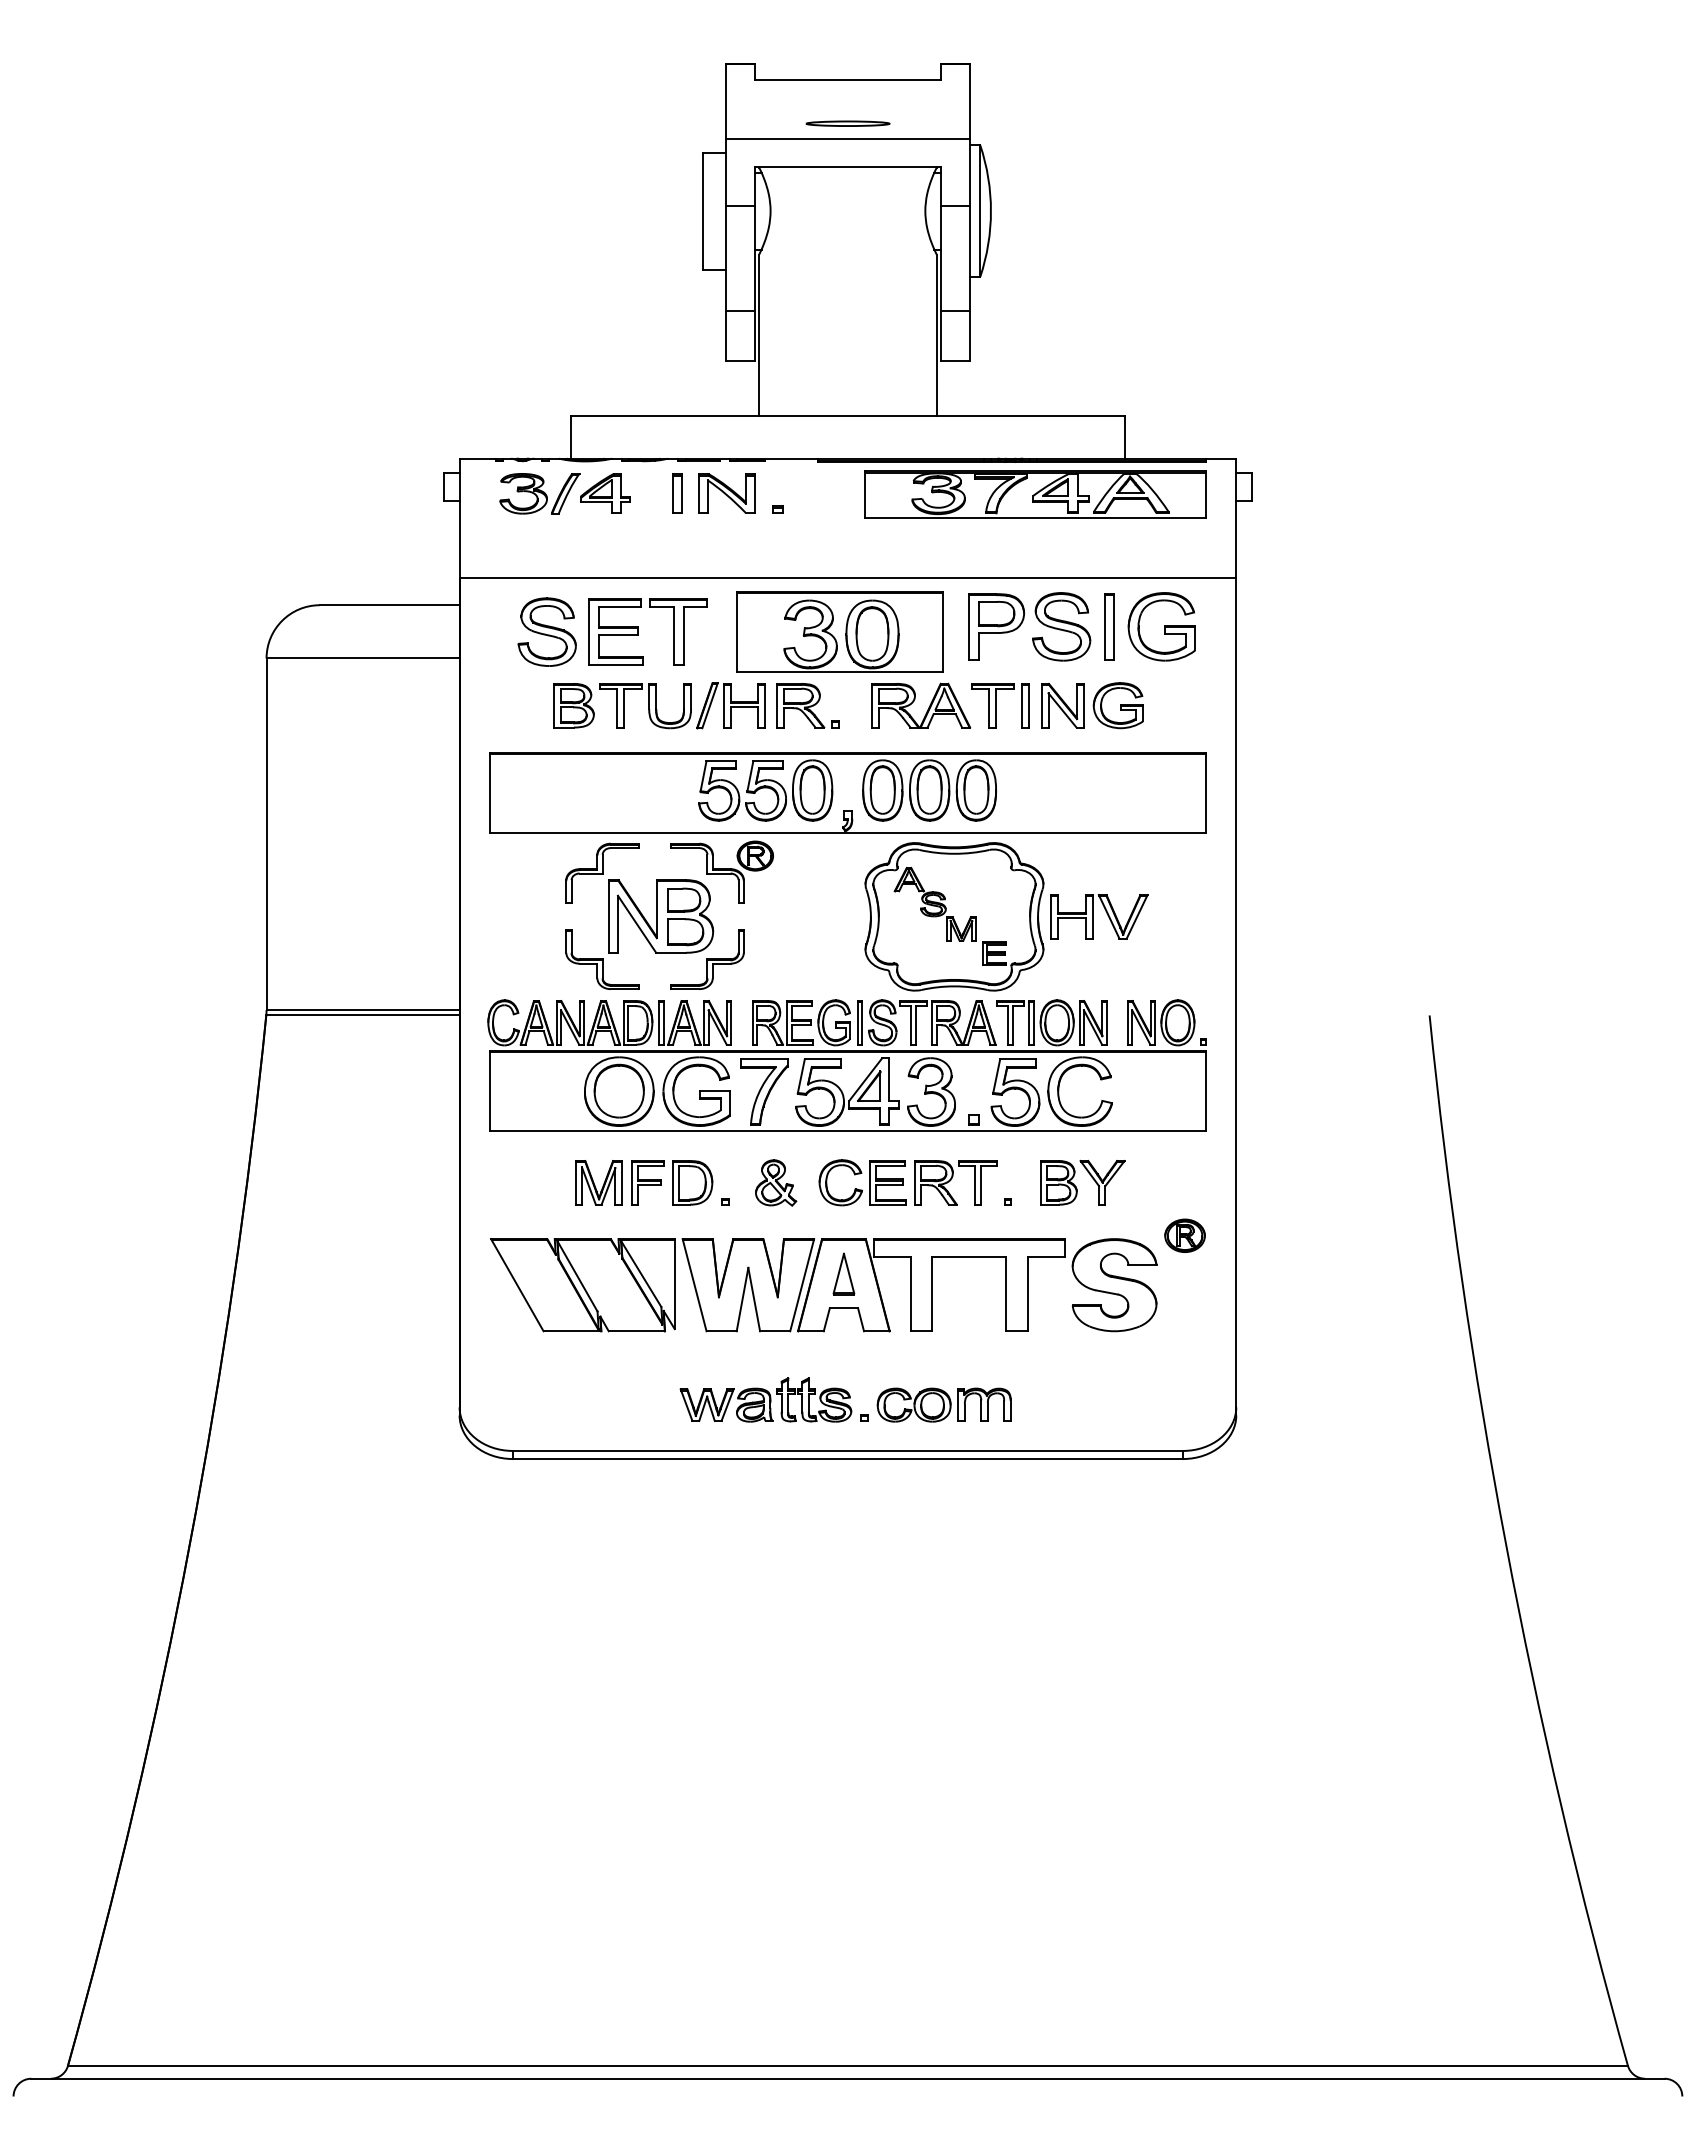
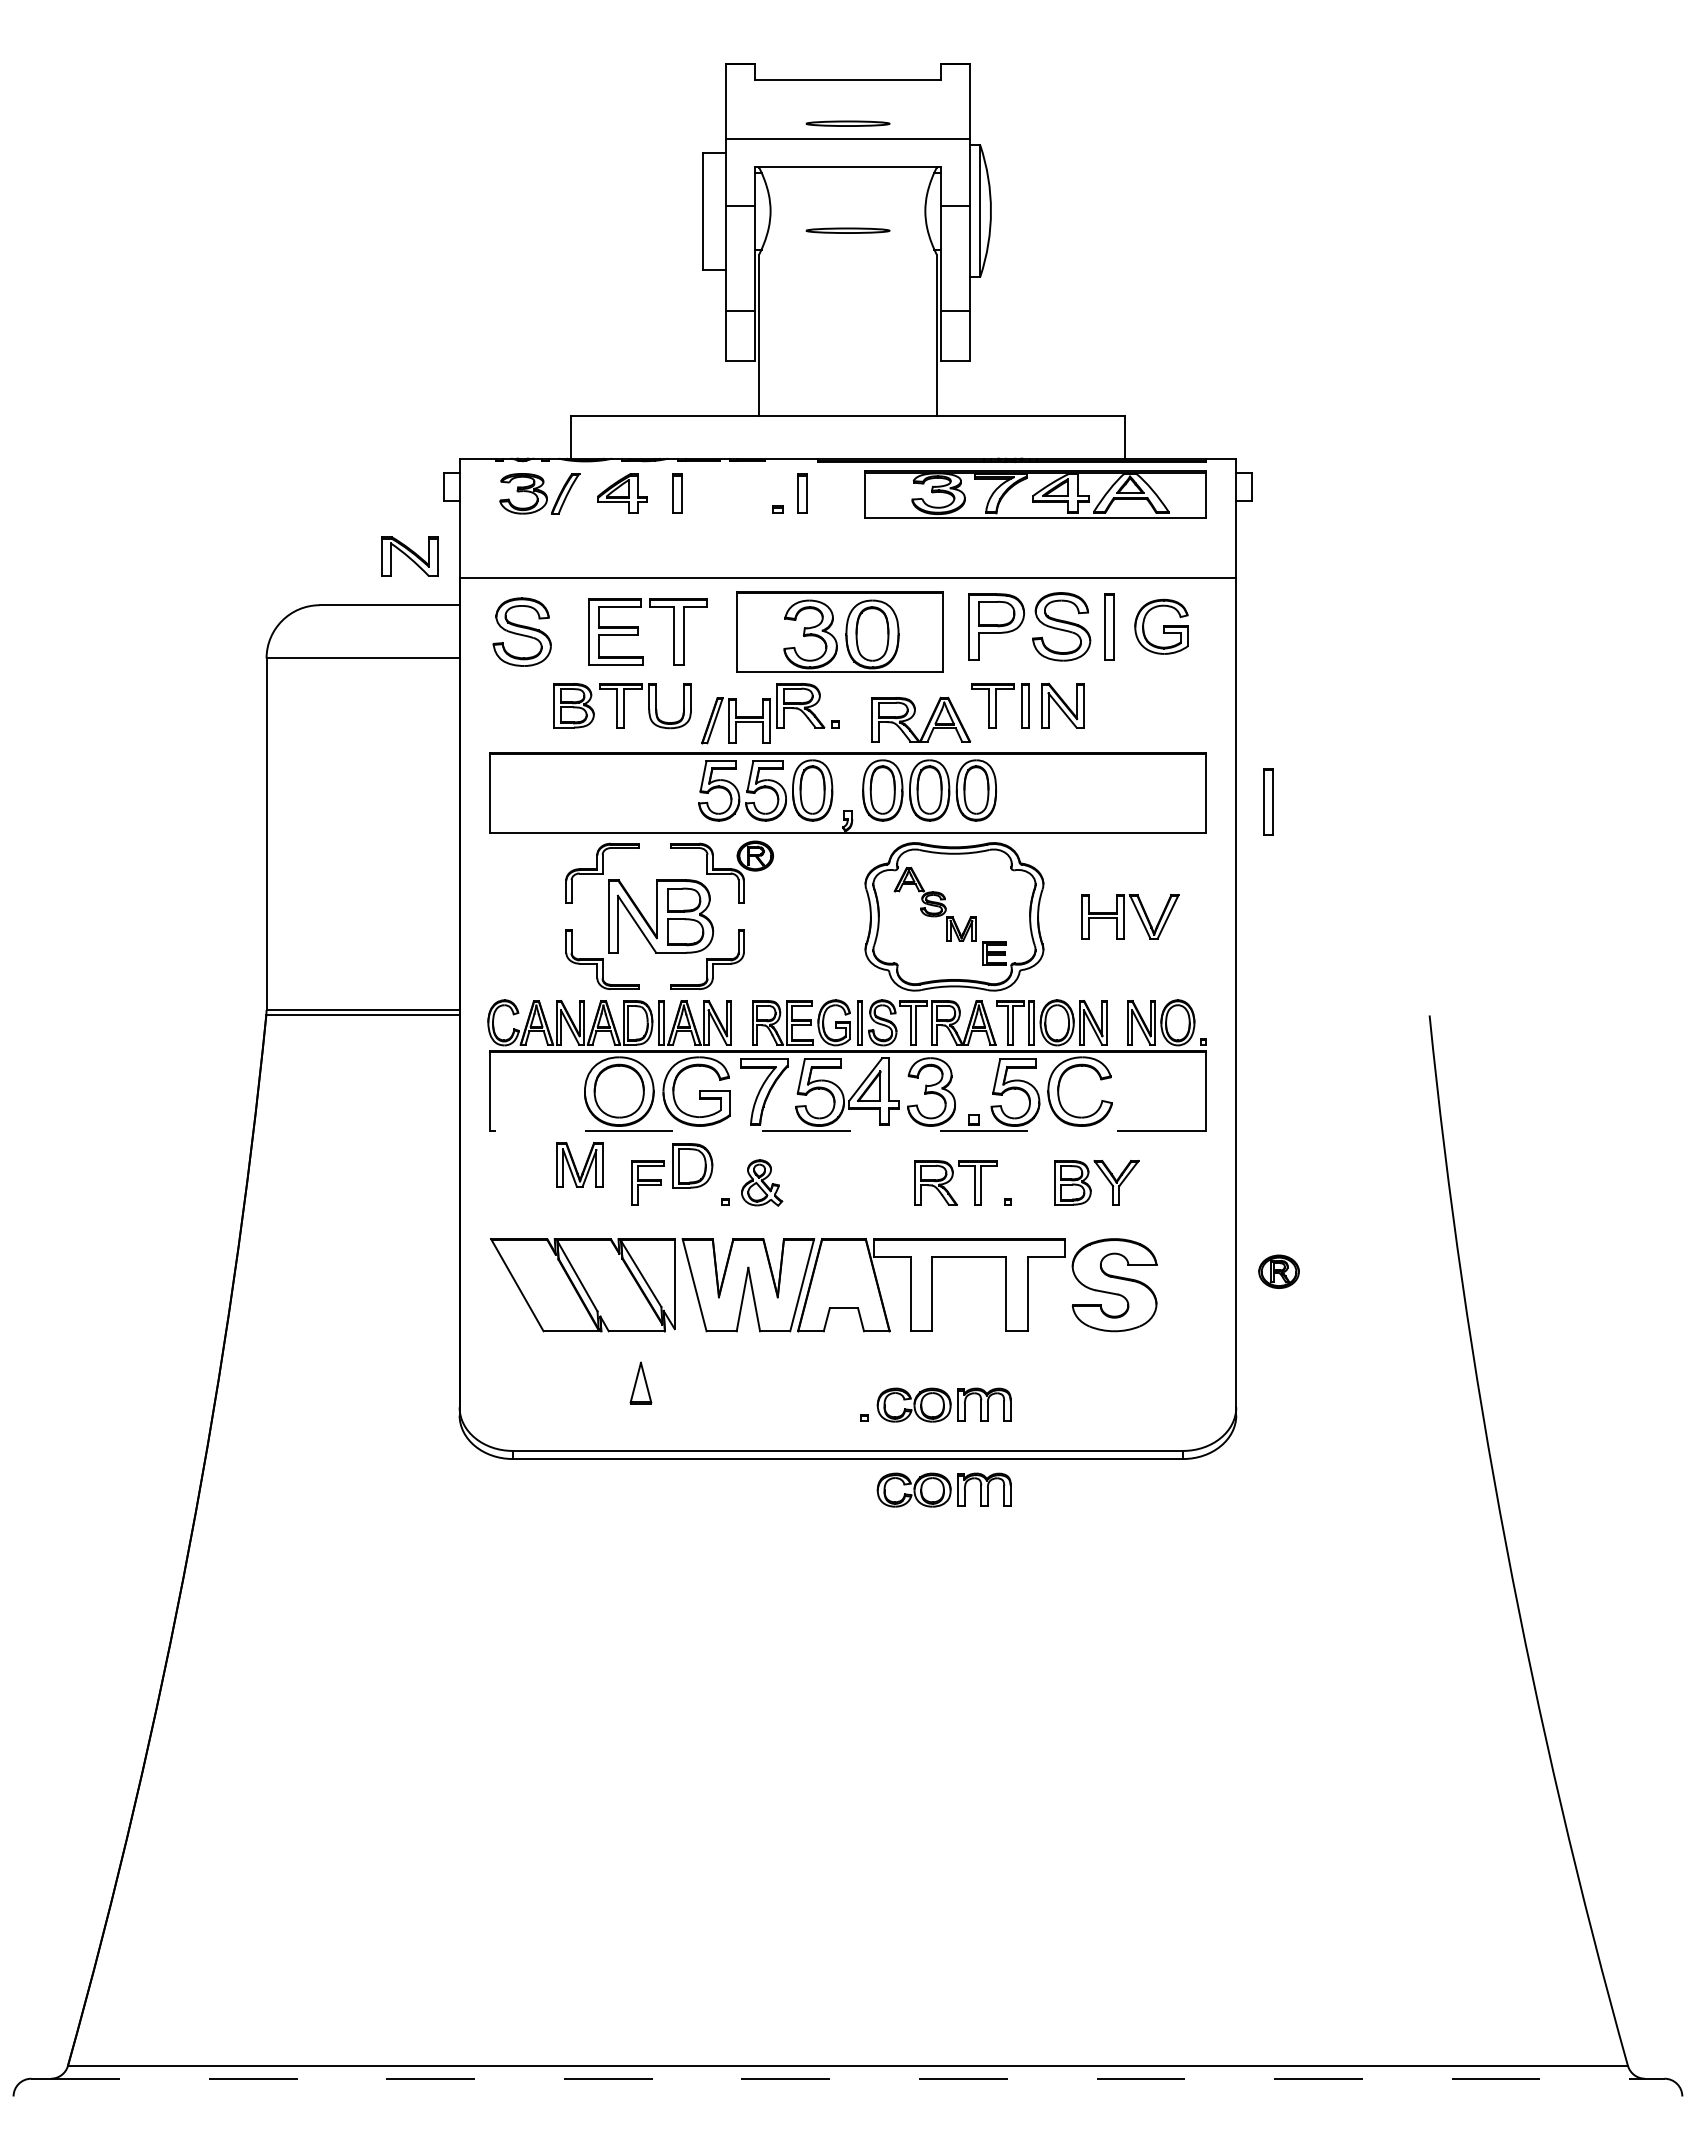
part: none -> present (847, 230)
part position: (605, 493) -> (622, 493) (622, 493)
part position: (726, 493) -> (409, 556) (409, 556)
part: none -> present (802, 493)
part size: 69x70 px -> 55x57 px (1161, 626)
part position: (546, 631) -> (521, 631) (521, 631)
part position: (730, 705) -> (735, 720) (735, 720)
part: present -> none (1117, 705)
part position: (927, 709) -> (927, 723) (927, 723)
part: none -> present (1268, 801)
part position: (1099, 916) -> (1130, 916) (1130, 916)
line: solid -> dashed (847, 1131)
part position: (598, 1182) -> (579, 1164) (579, 1164)
part position: (692, 1182) -> (692, 1165) (692, 1165)
part position: (776, 1182) -> (762, 1182) (762, 1182)
part: present -> none (869, 1182)
part position: (1076, 1186) -> (1090, 1186) (1090, 1186)
part position: (1184, 1235) -> (1278, 1271) (1278, 1271)
part position: (843, 1273) -> (640, 1382) (640, 1382)
part: present -> none (765, 1399)
part: none -> present (943, 1489)
line: solid -> dashed (847, 2078)
